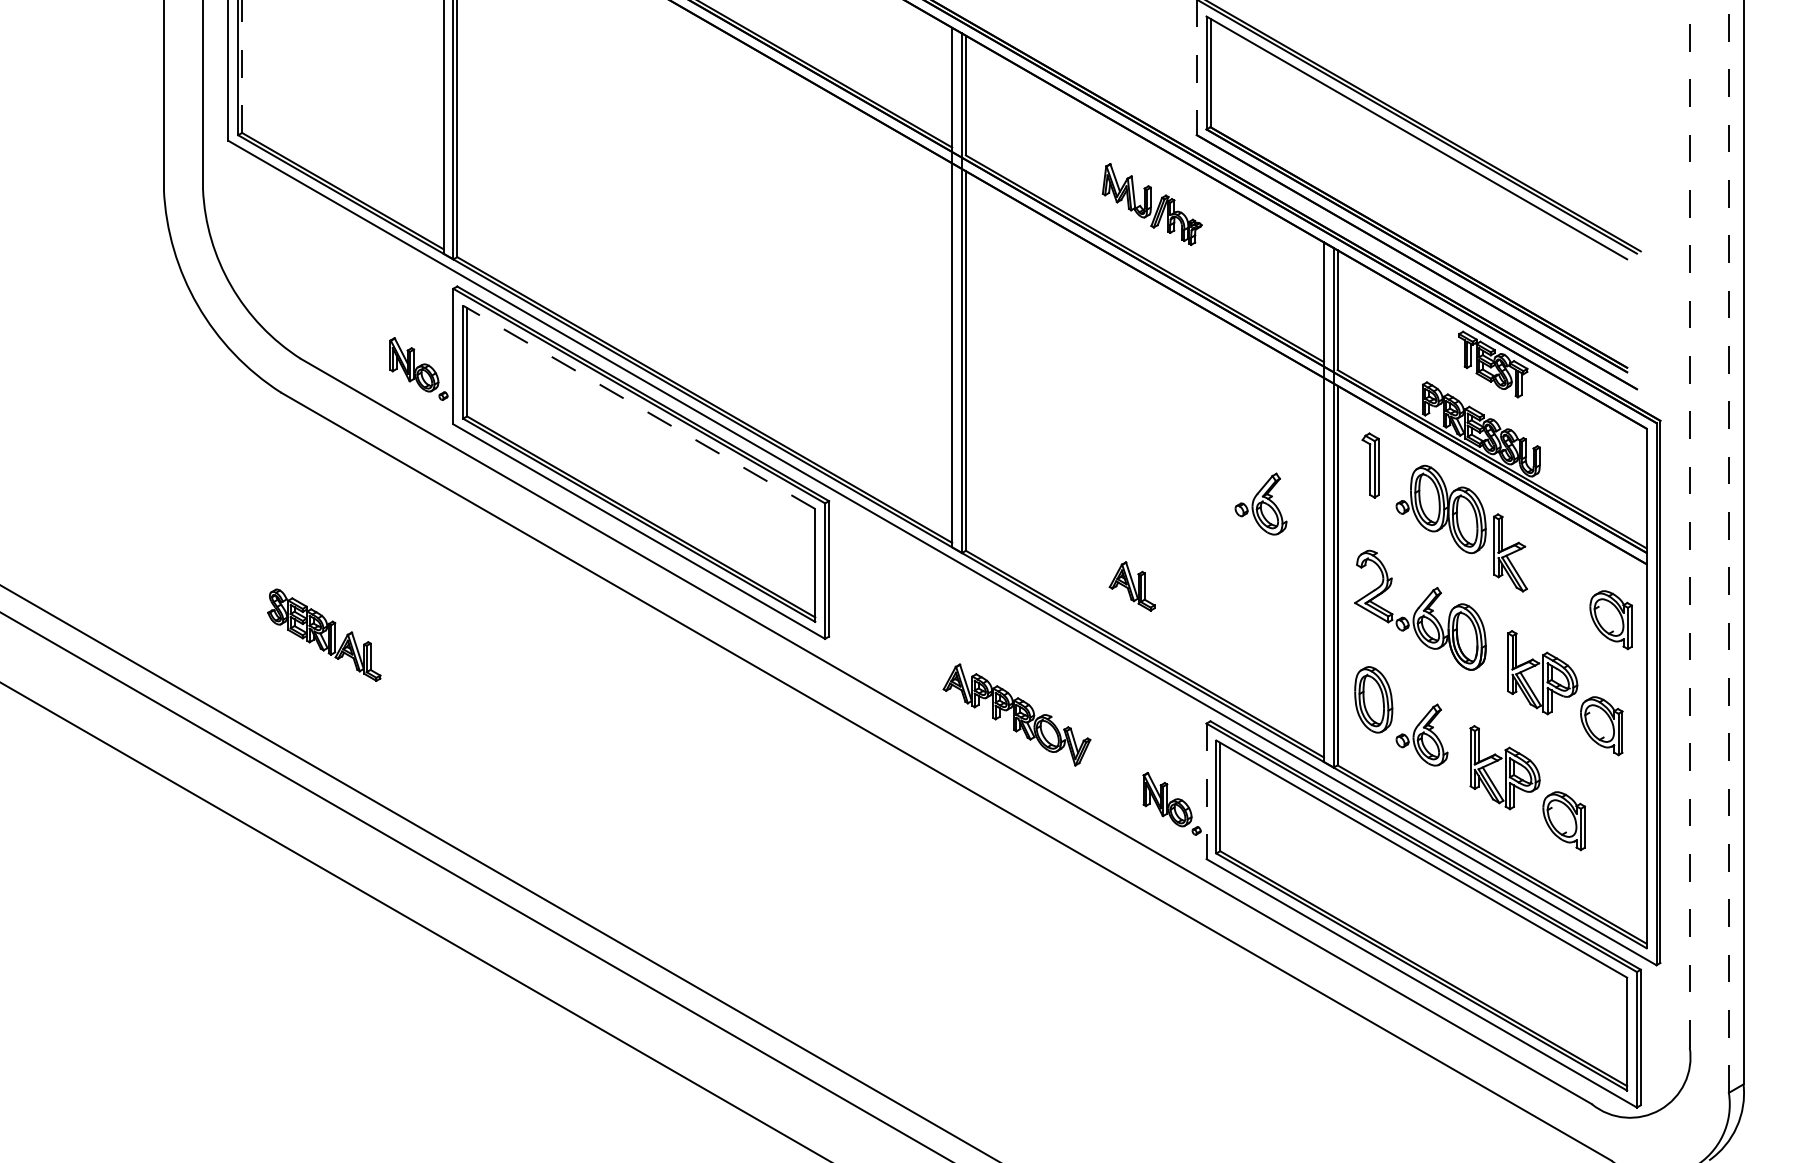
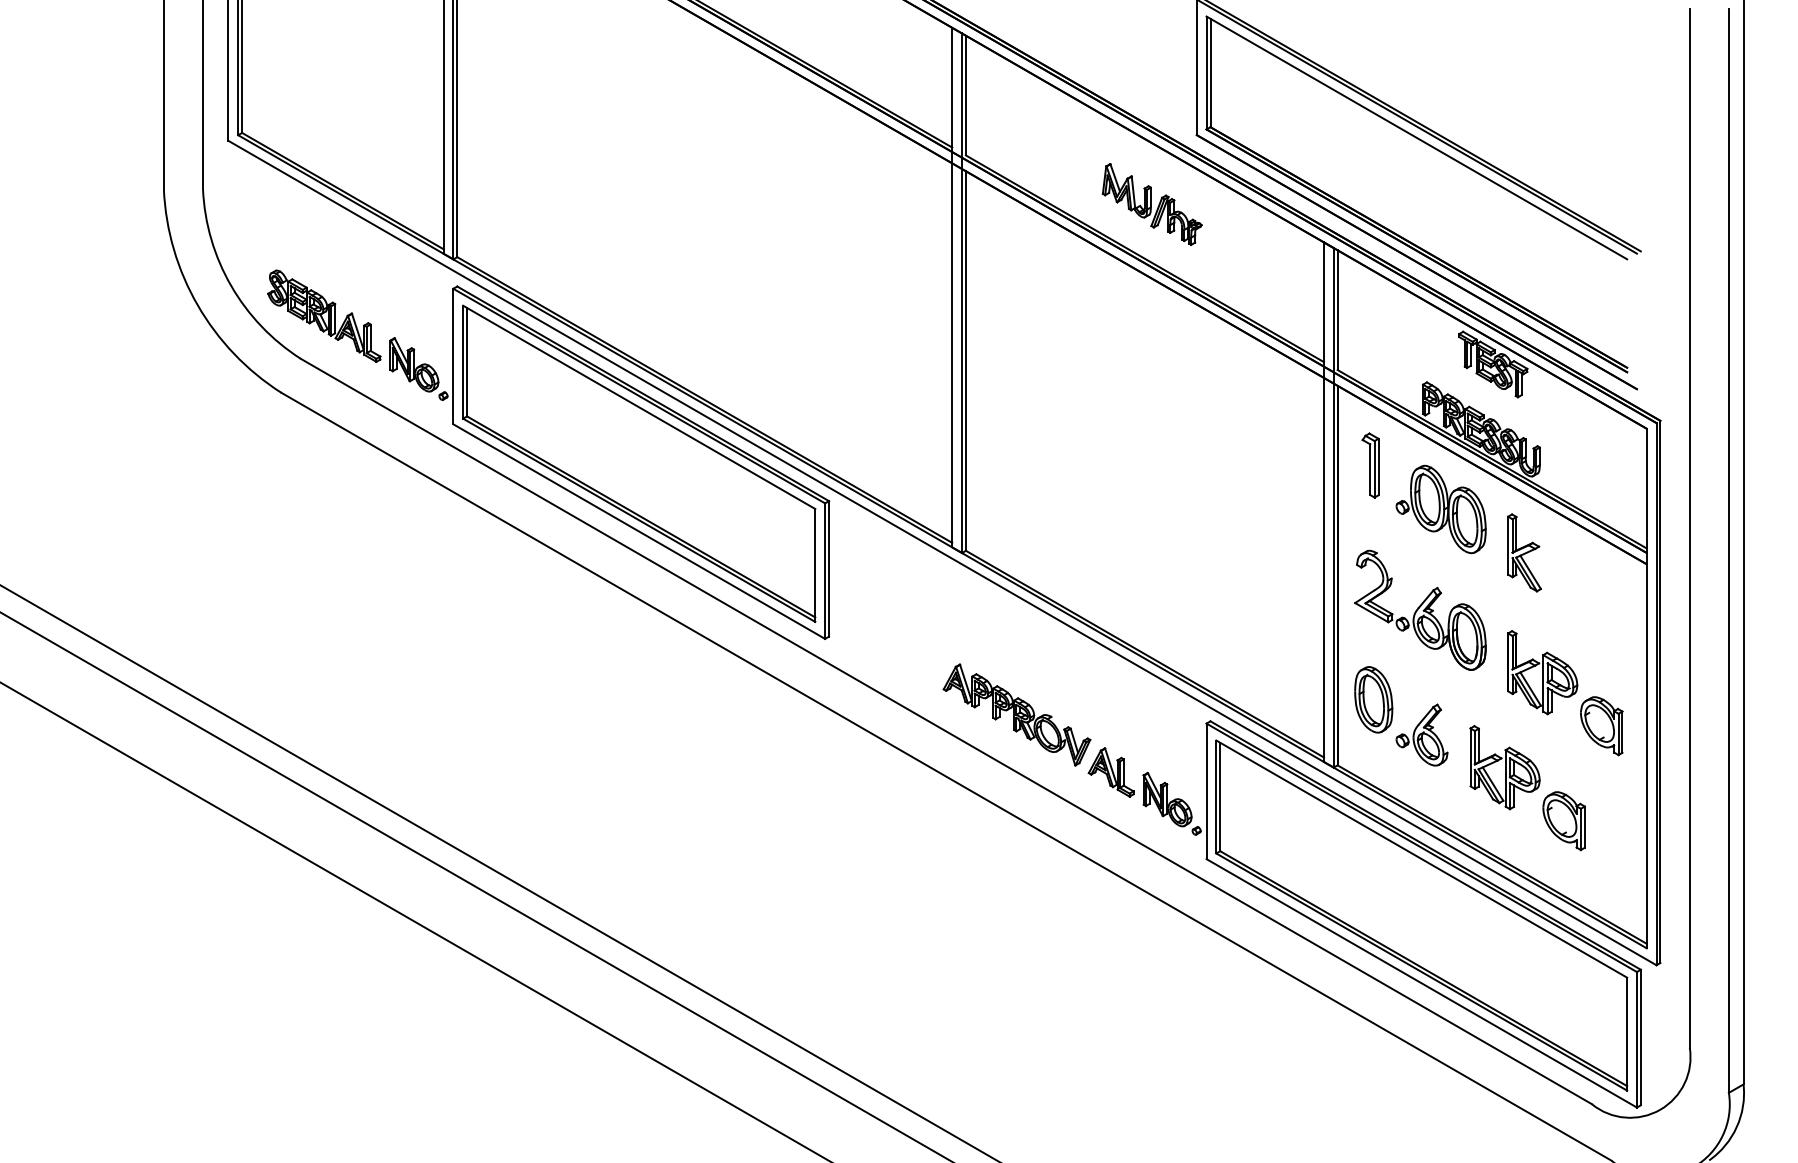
line: dashed -> solid (242, 66)
line: dashed -> solid (1196, 68)
line: dashed -> solid (638, 407)
part: present -> none (1260, 503)
line: dashed -> solid (1689, 528)
line: dashed -> solid (1728, 550)
part position: (1510, 552) -> (1524, 552) (1524, 552)
part position: (1131, 586) -> (1110, 772) (1110, 772)
part: present -> none (1610, 620)
part position: (324, 634) -> (324, 315) (324, 315)
line: dashed -> solid (1206, 791)
